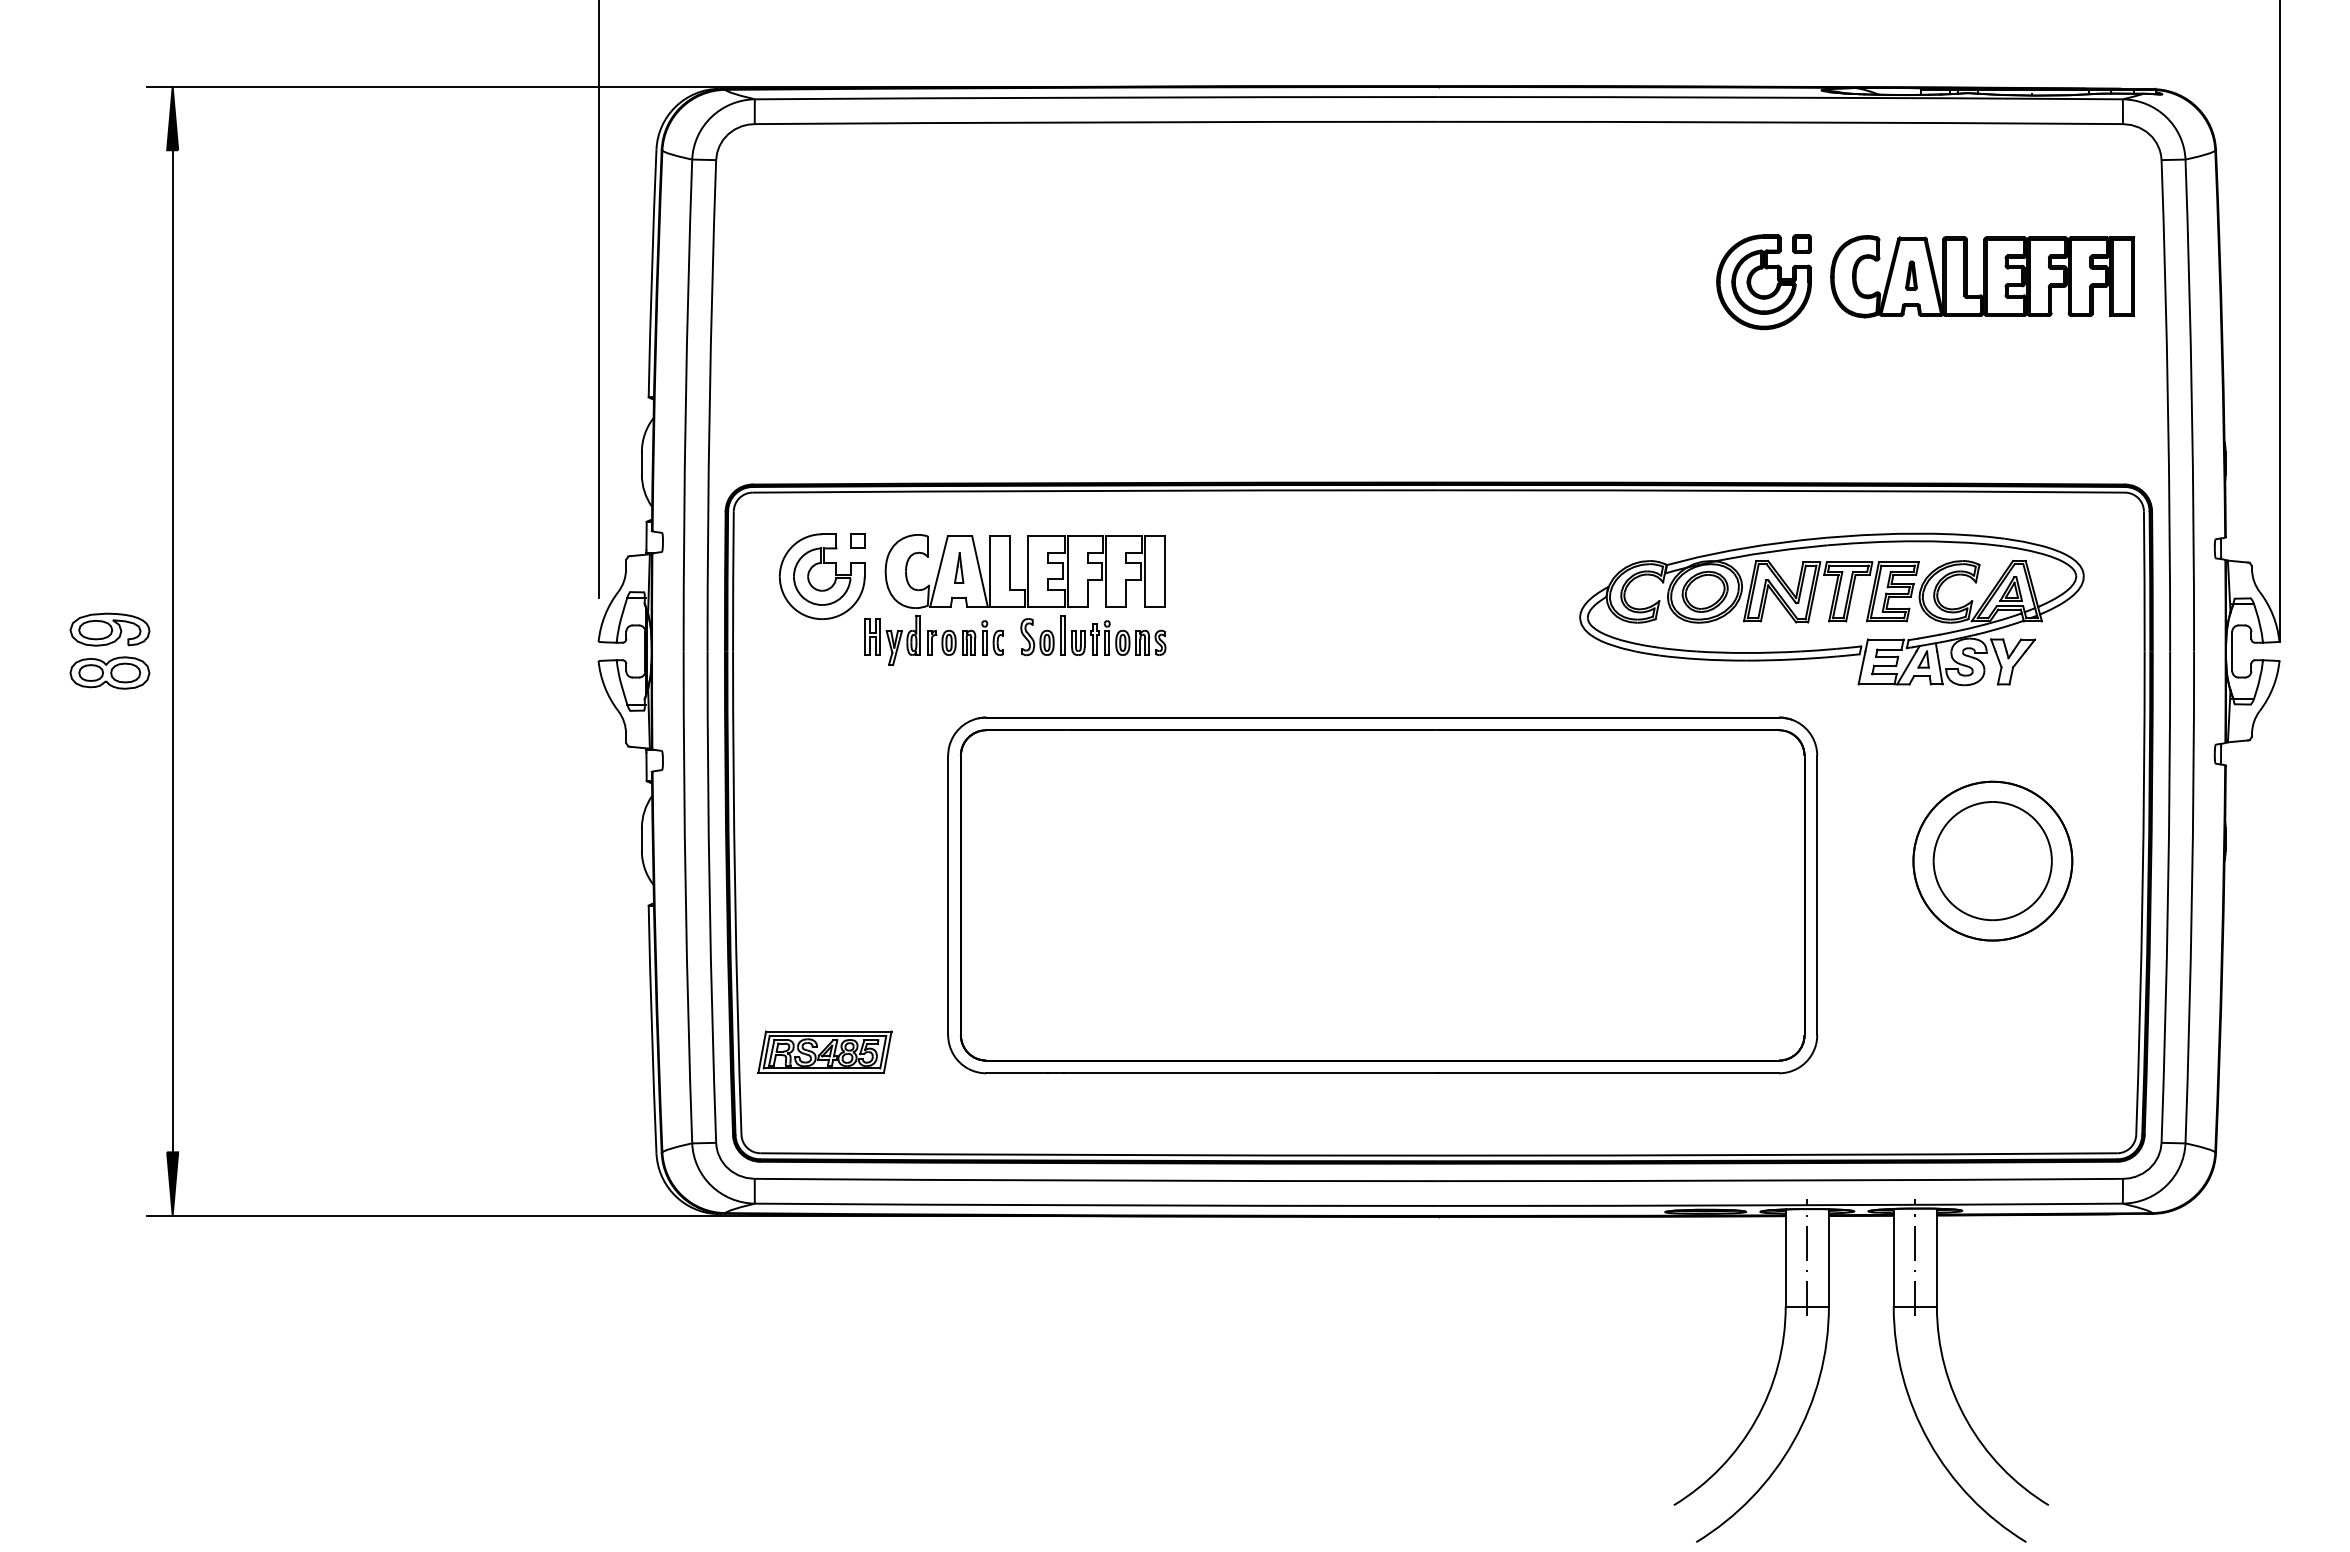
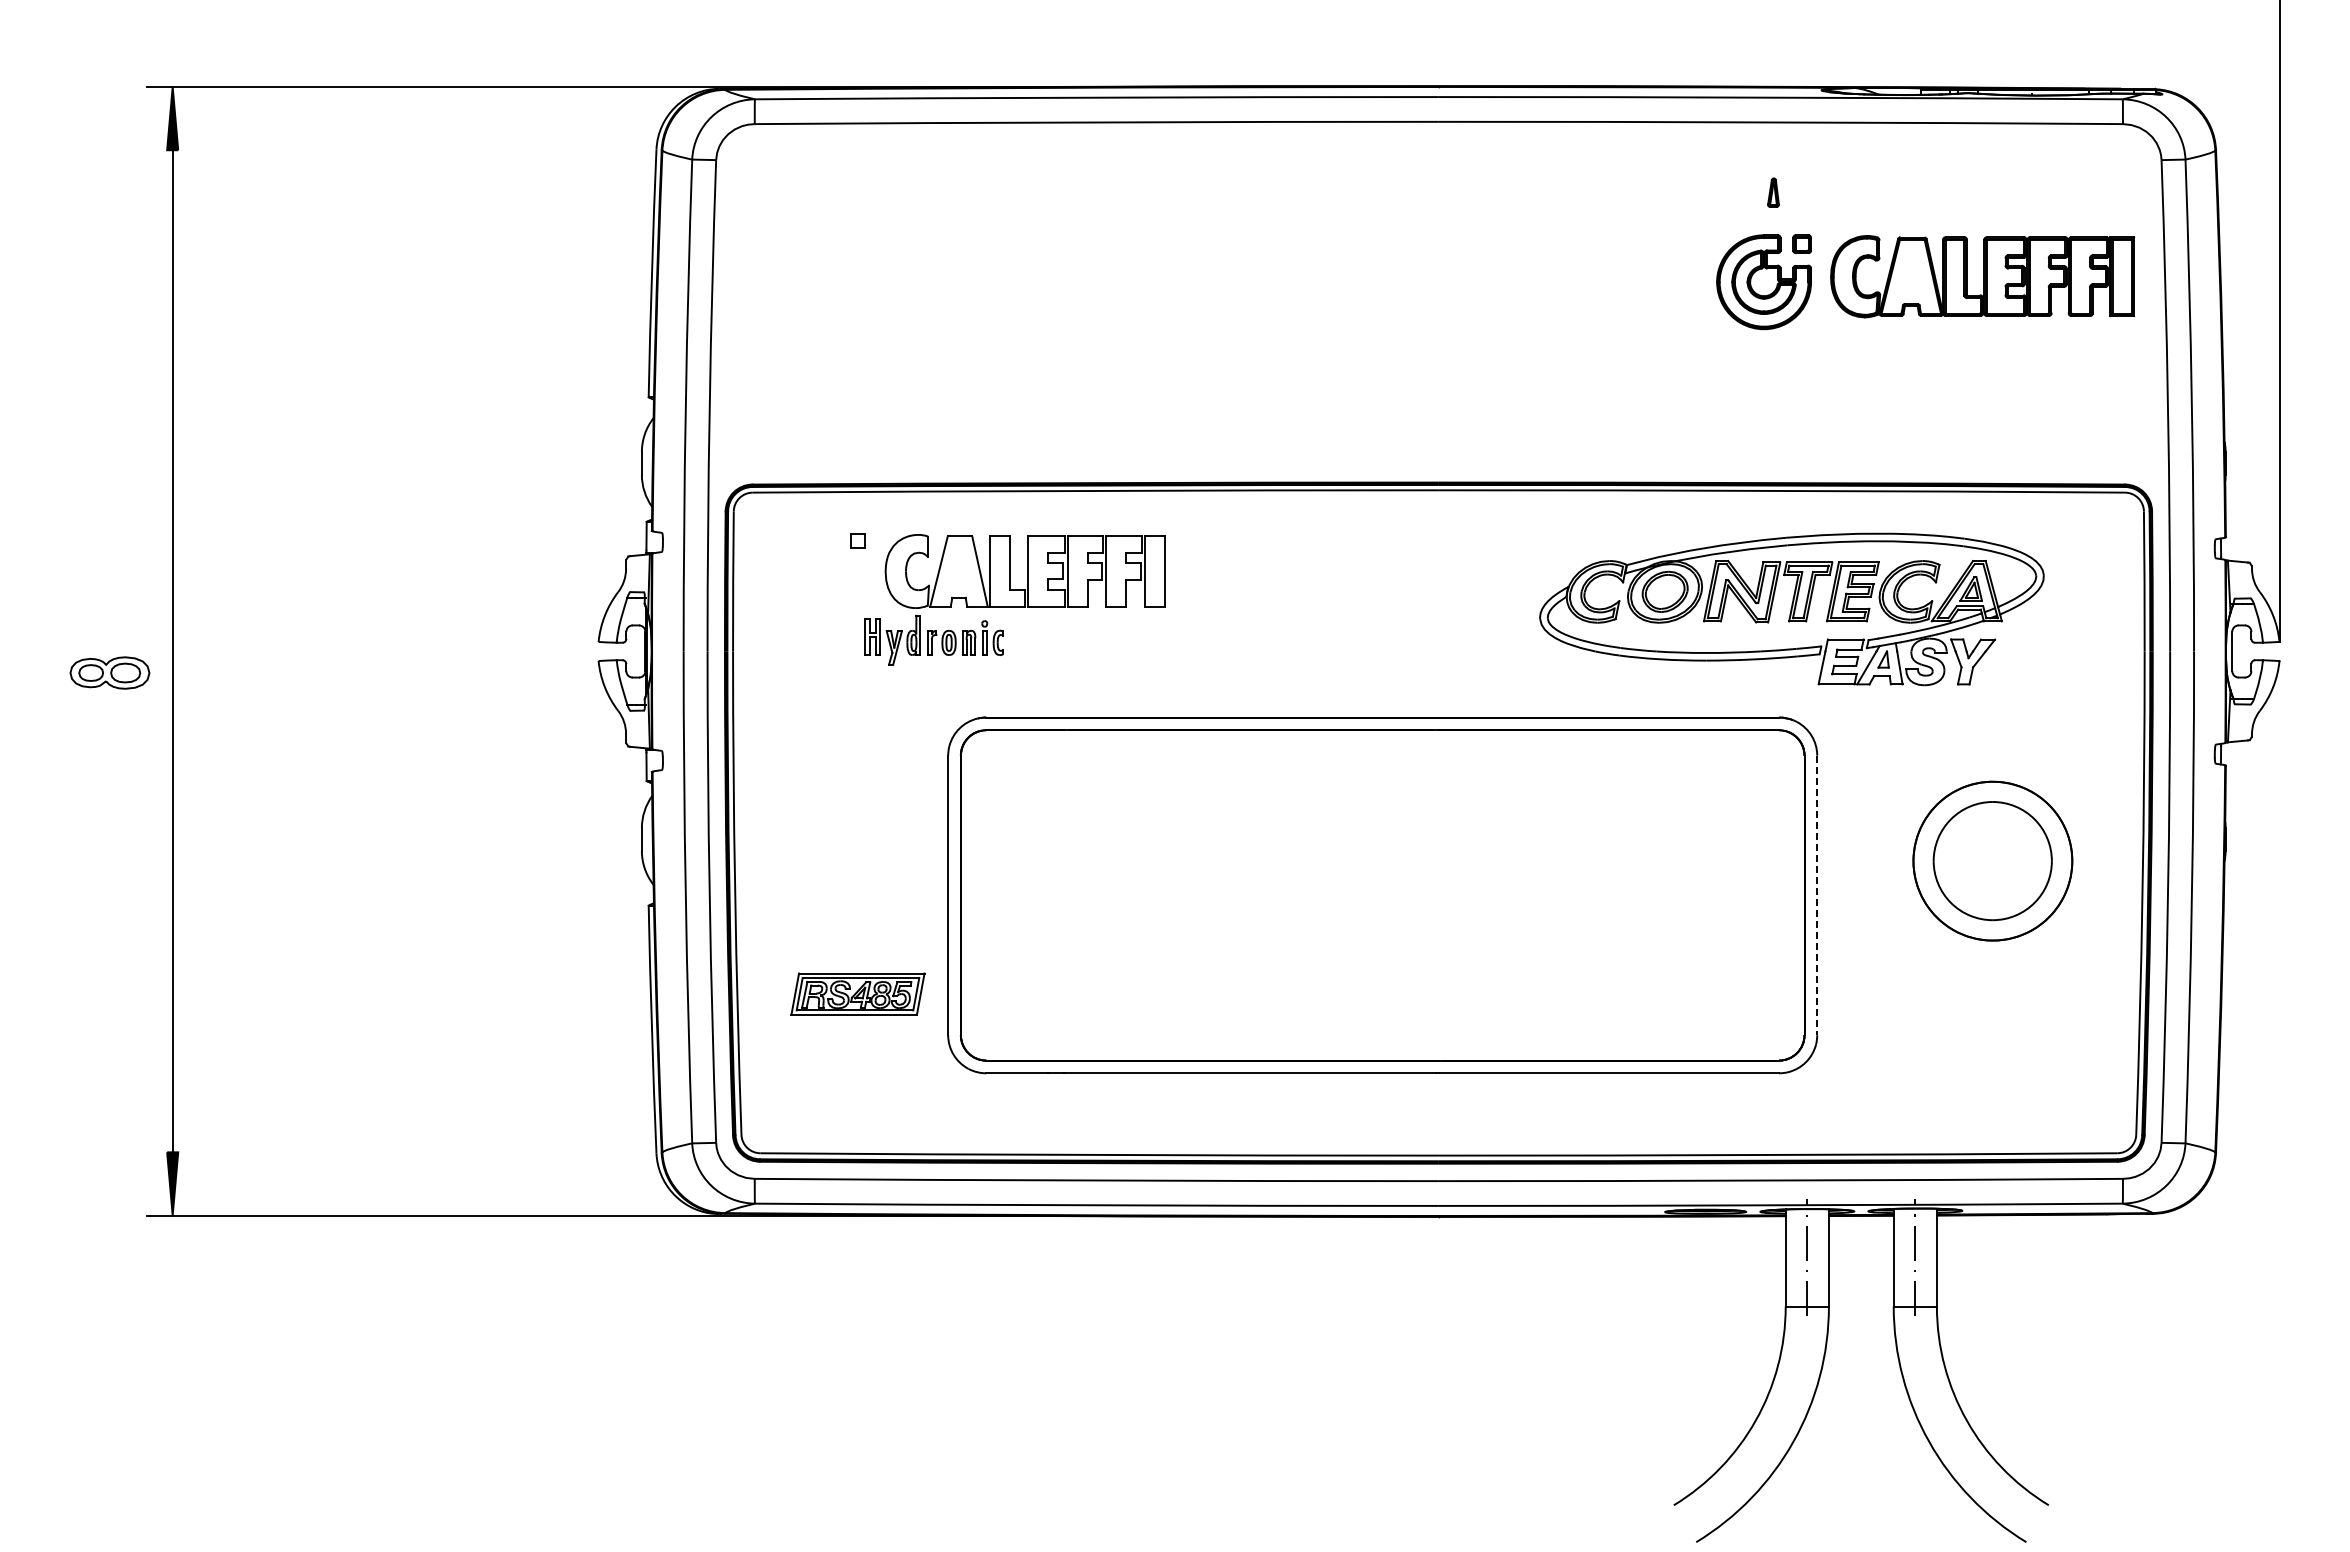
part position: (1911, 275) -> (1773, 192) (1773, 192)
line: present -> none (598, 300)
part: present -> none (959, 567)
part: present -> none (822, 576)
part position: (1831, 609) -> (1791, 609) (1791, 609)
part: present -> none (109, 629)
part: present -> none (1093, 635)
line: solid -> dashed (1817, 895)
part position: (824, 1051) -> (857, 993) (857, 993)
